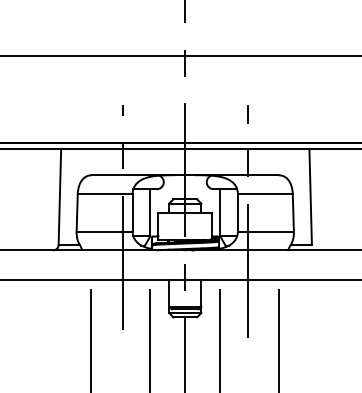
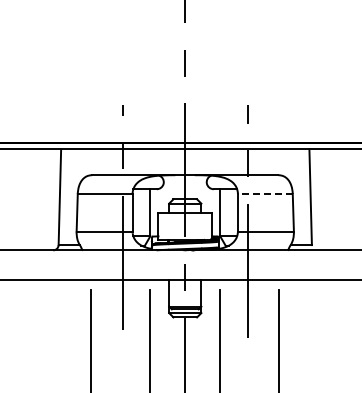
line: present -> none (180, 55)
line: solid -> dashed (264, 193)
